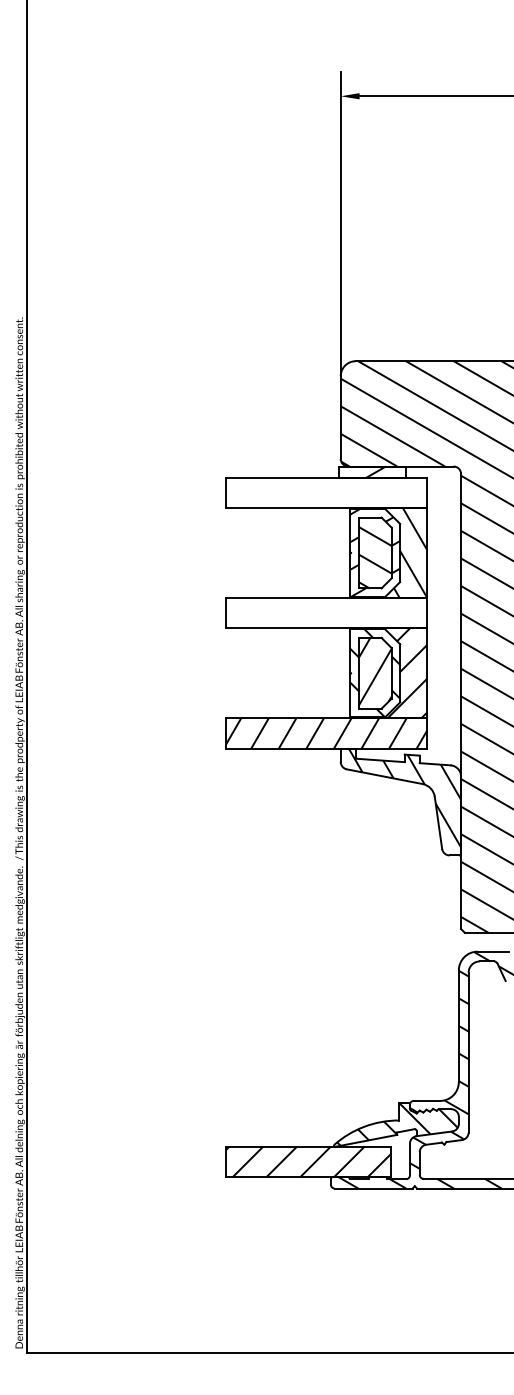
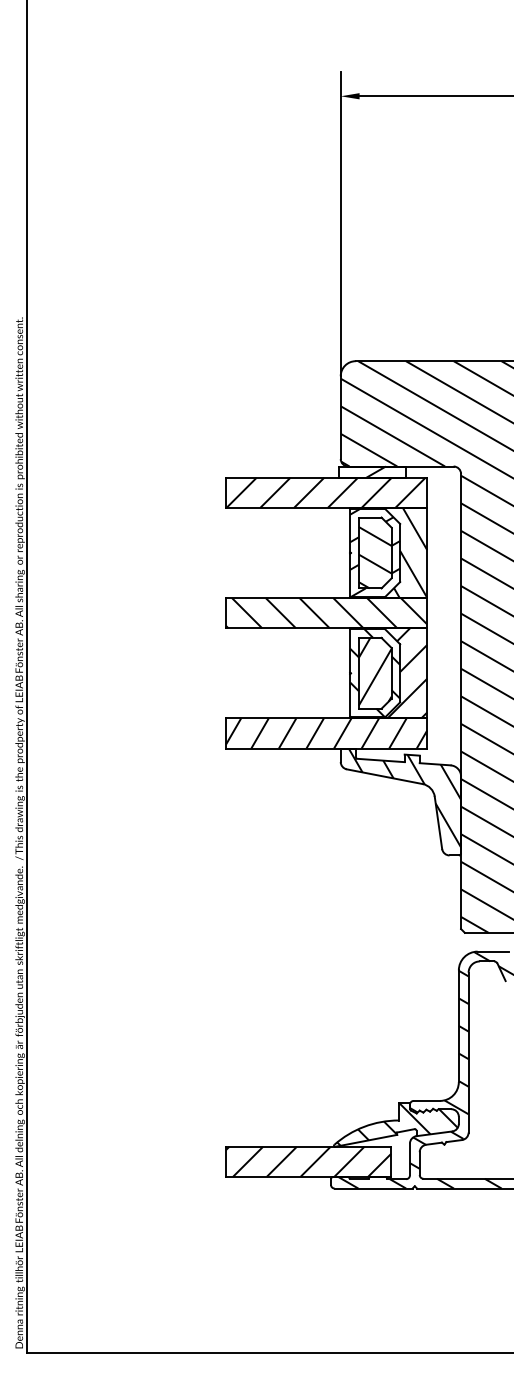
hatch: none -> present (325, 492)
hatch: none -> present (326, 613)
